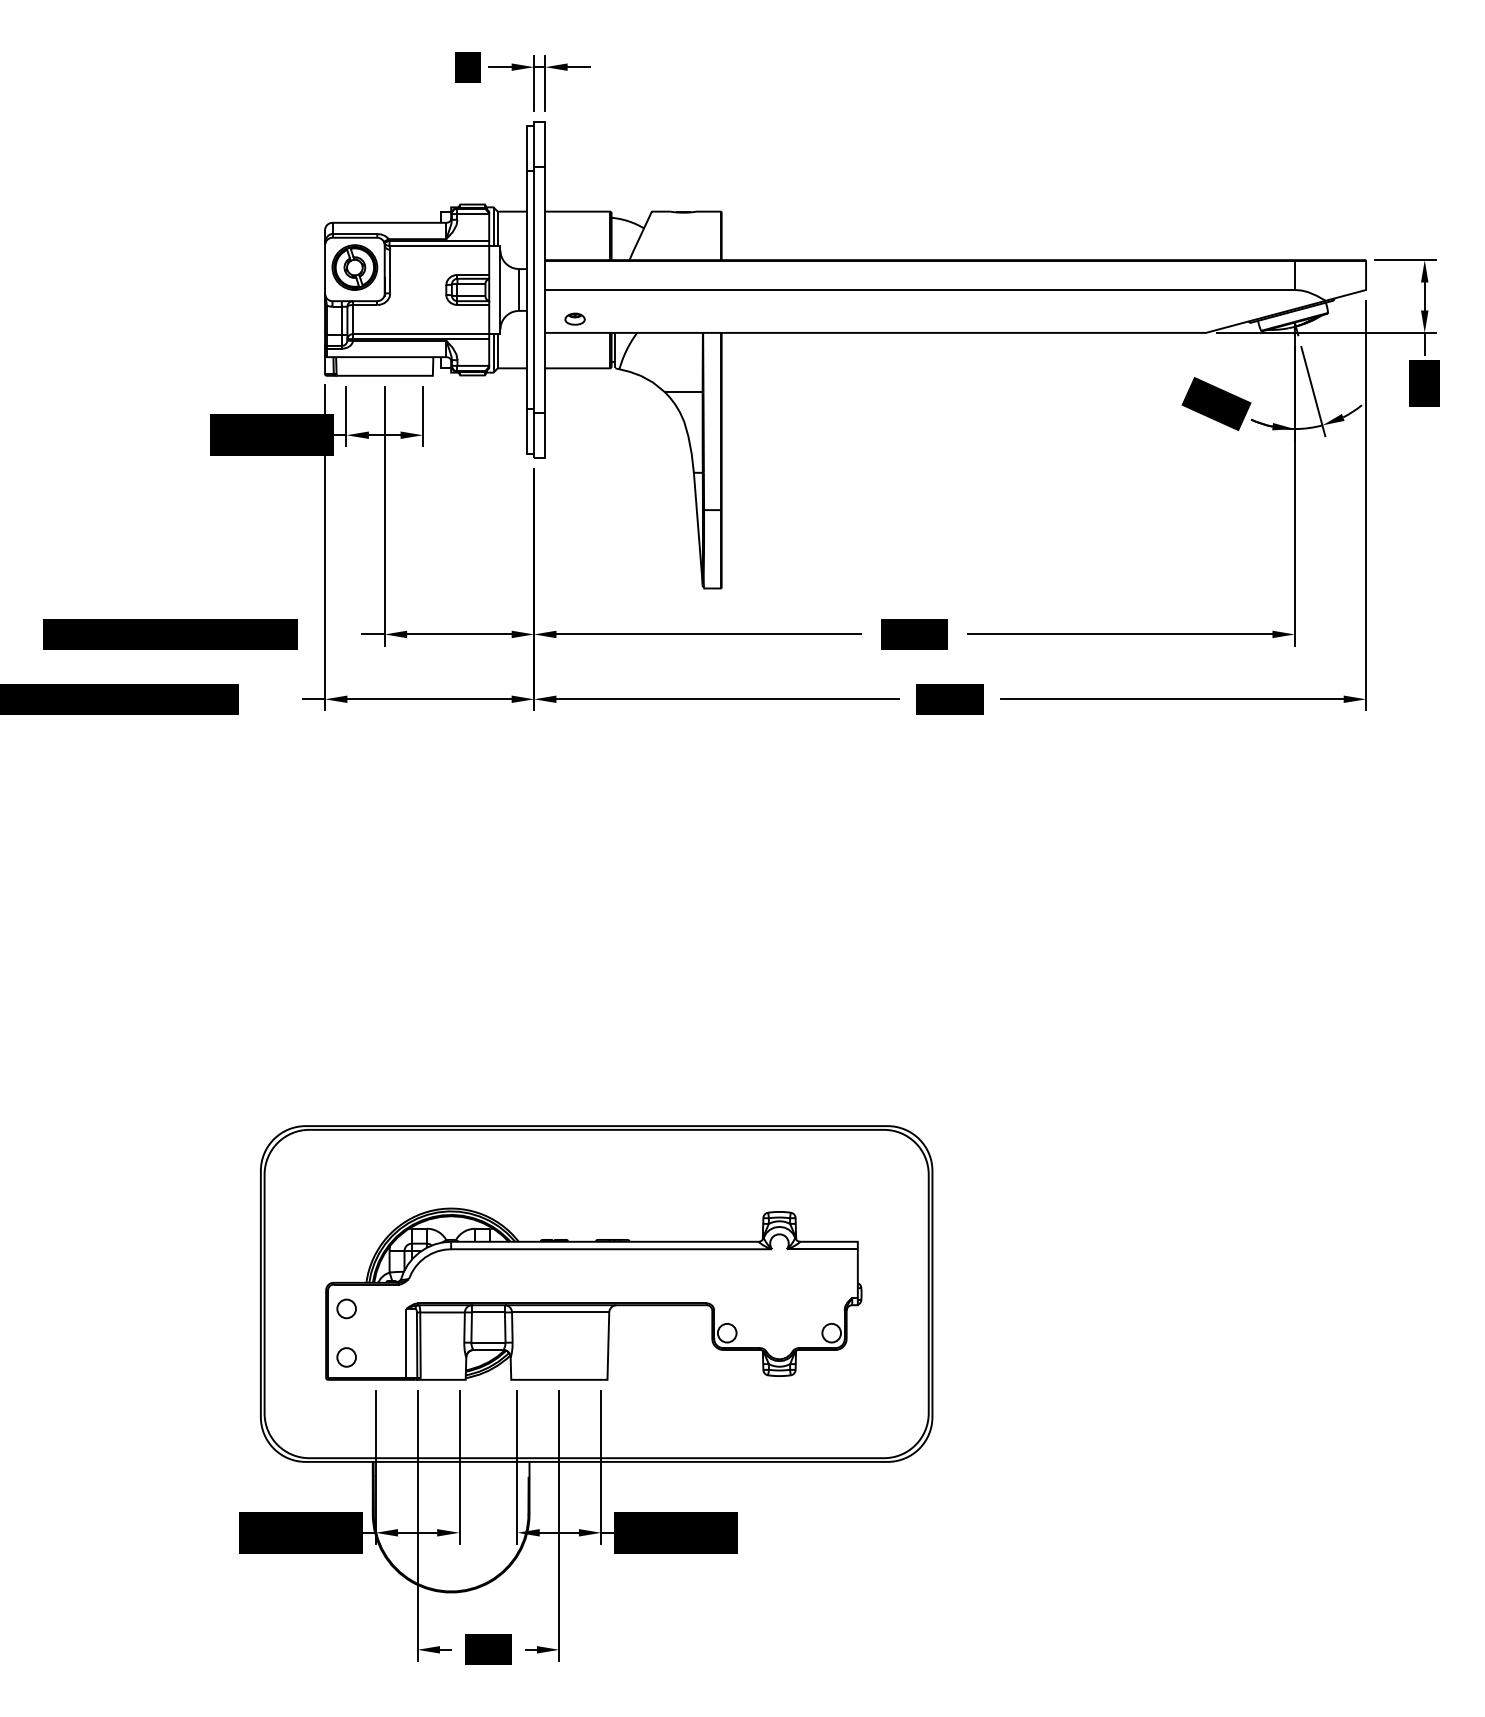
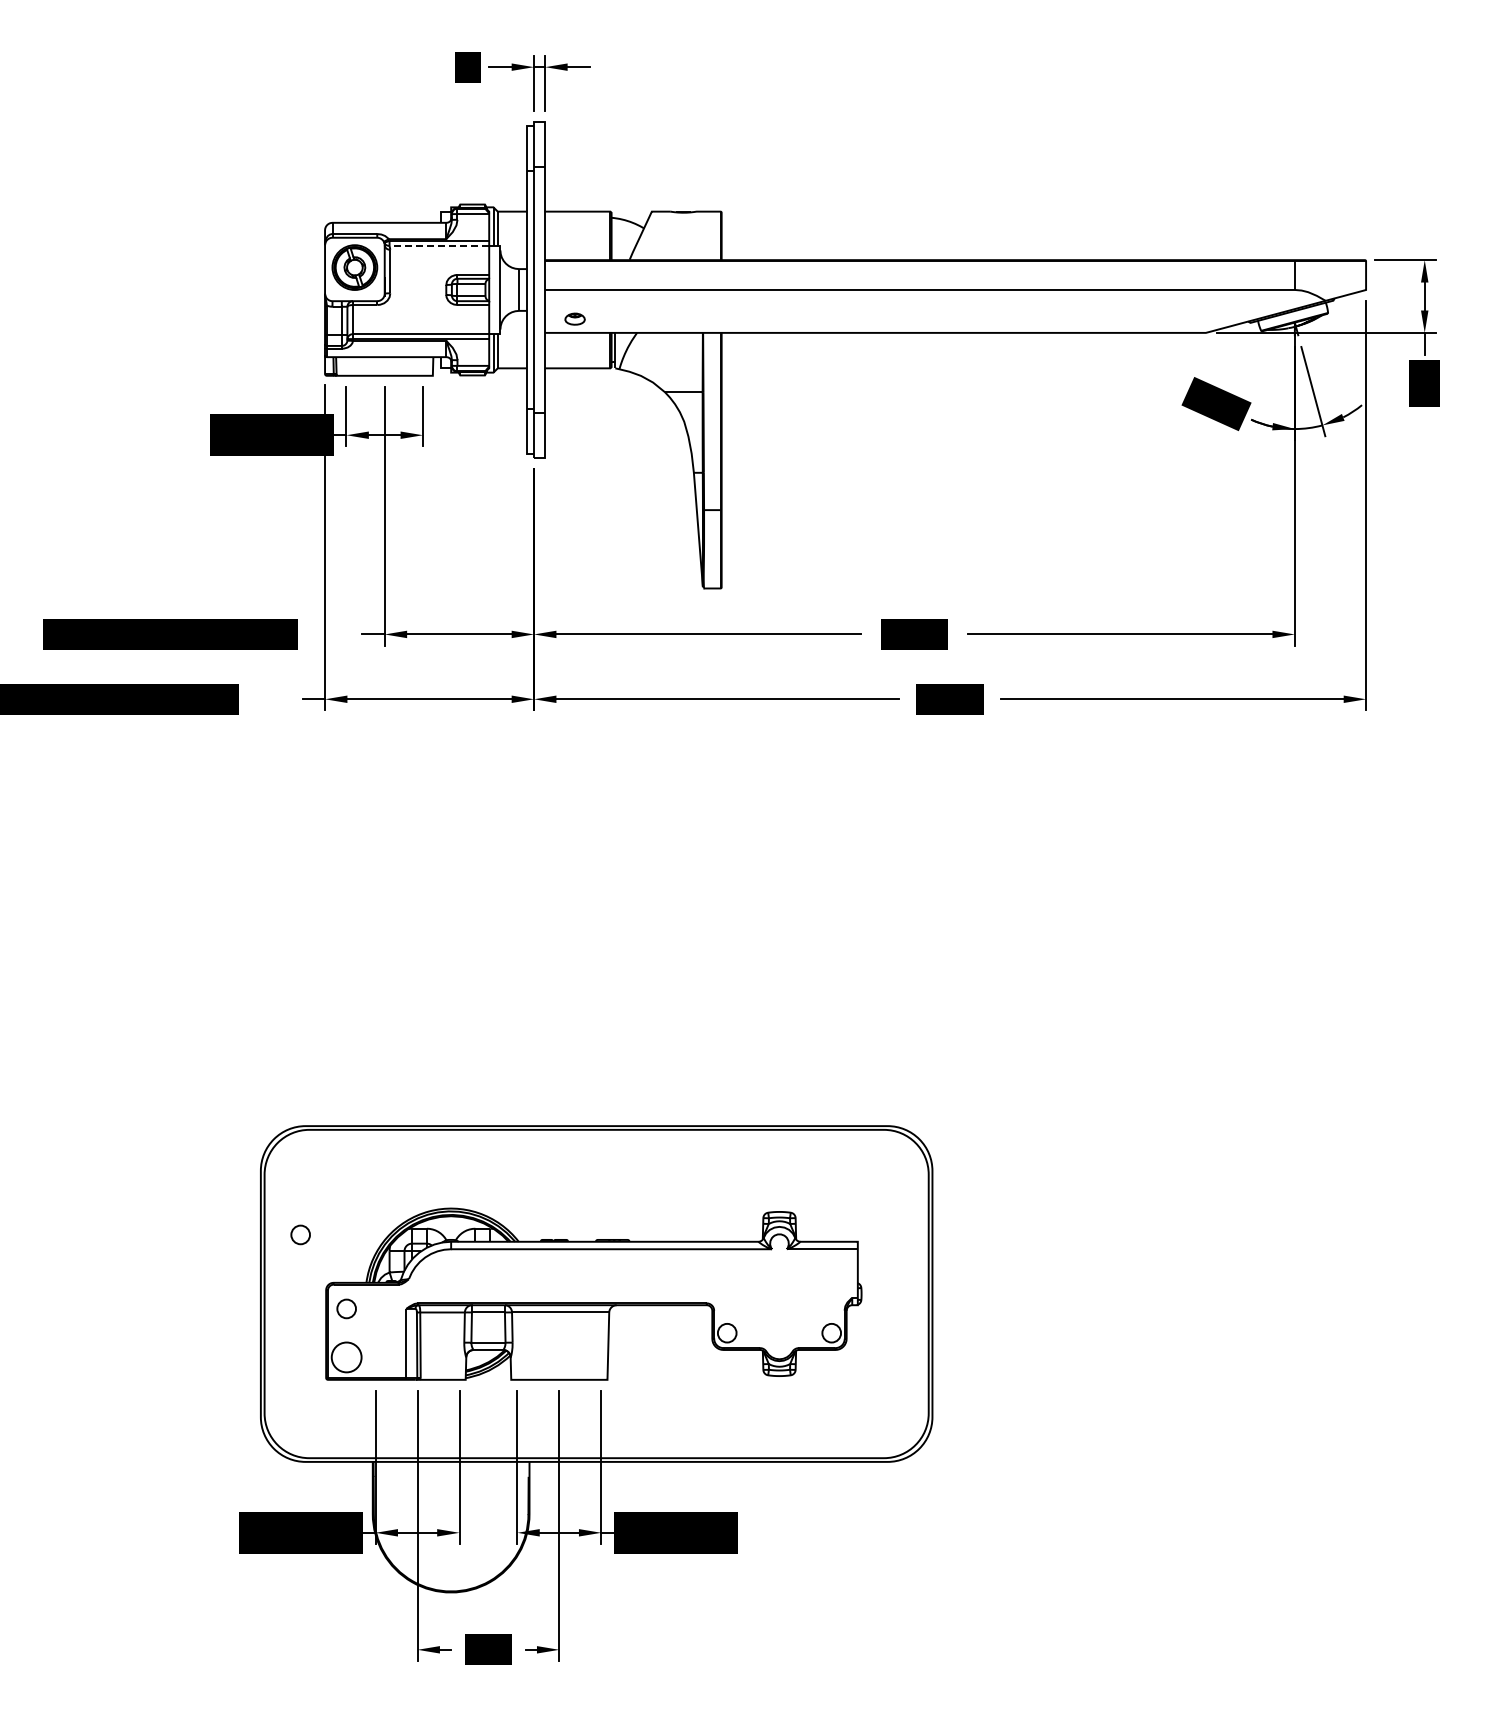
line: solid -> dashed (439, 245)
circle: none -> present (300, 1234)
circle diameter: 19 px -> 30 px (346, 1357)
